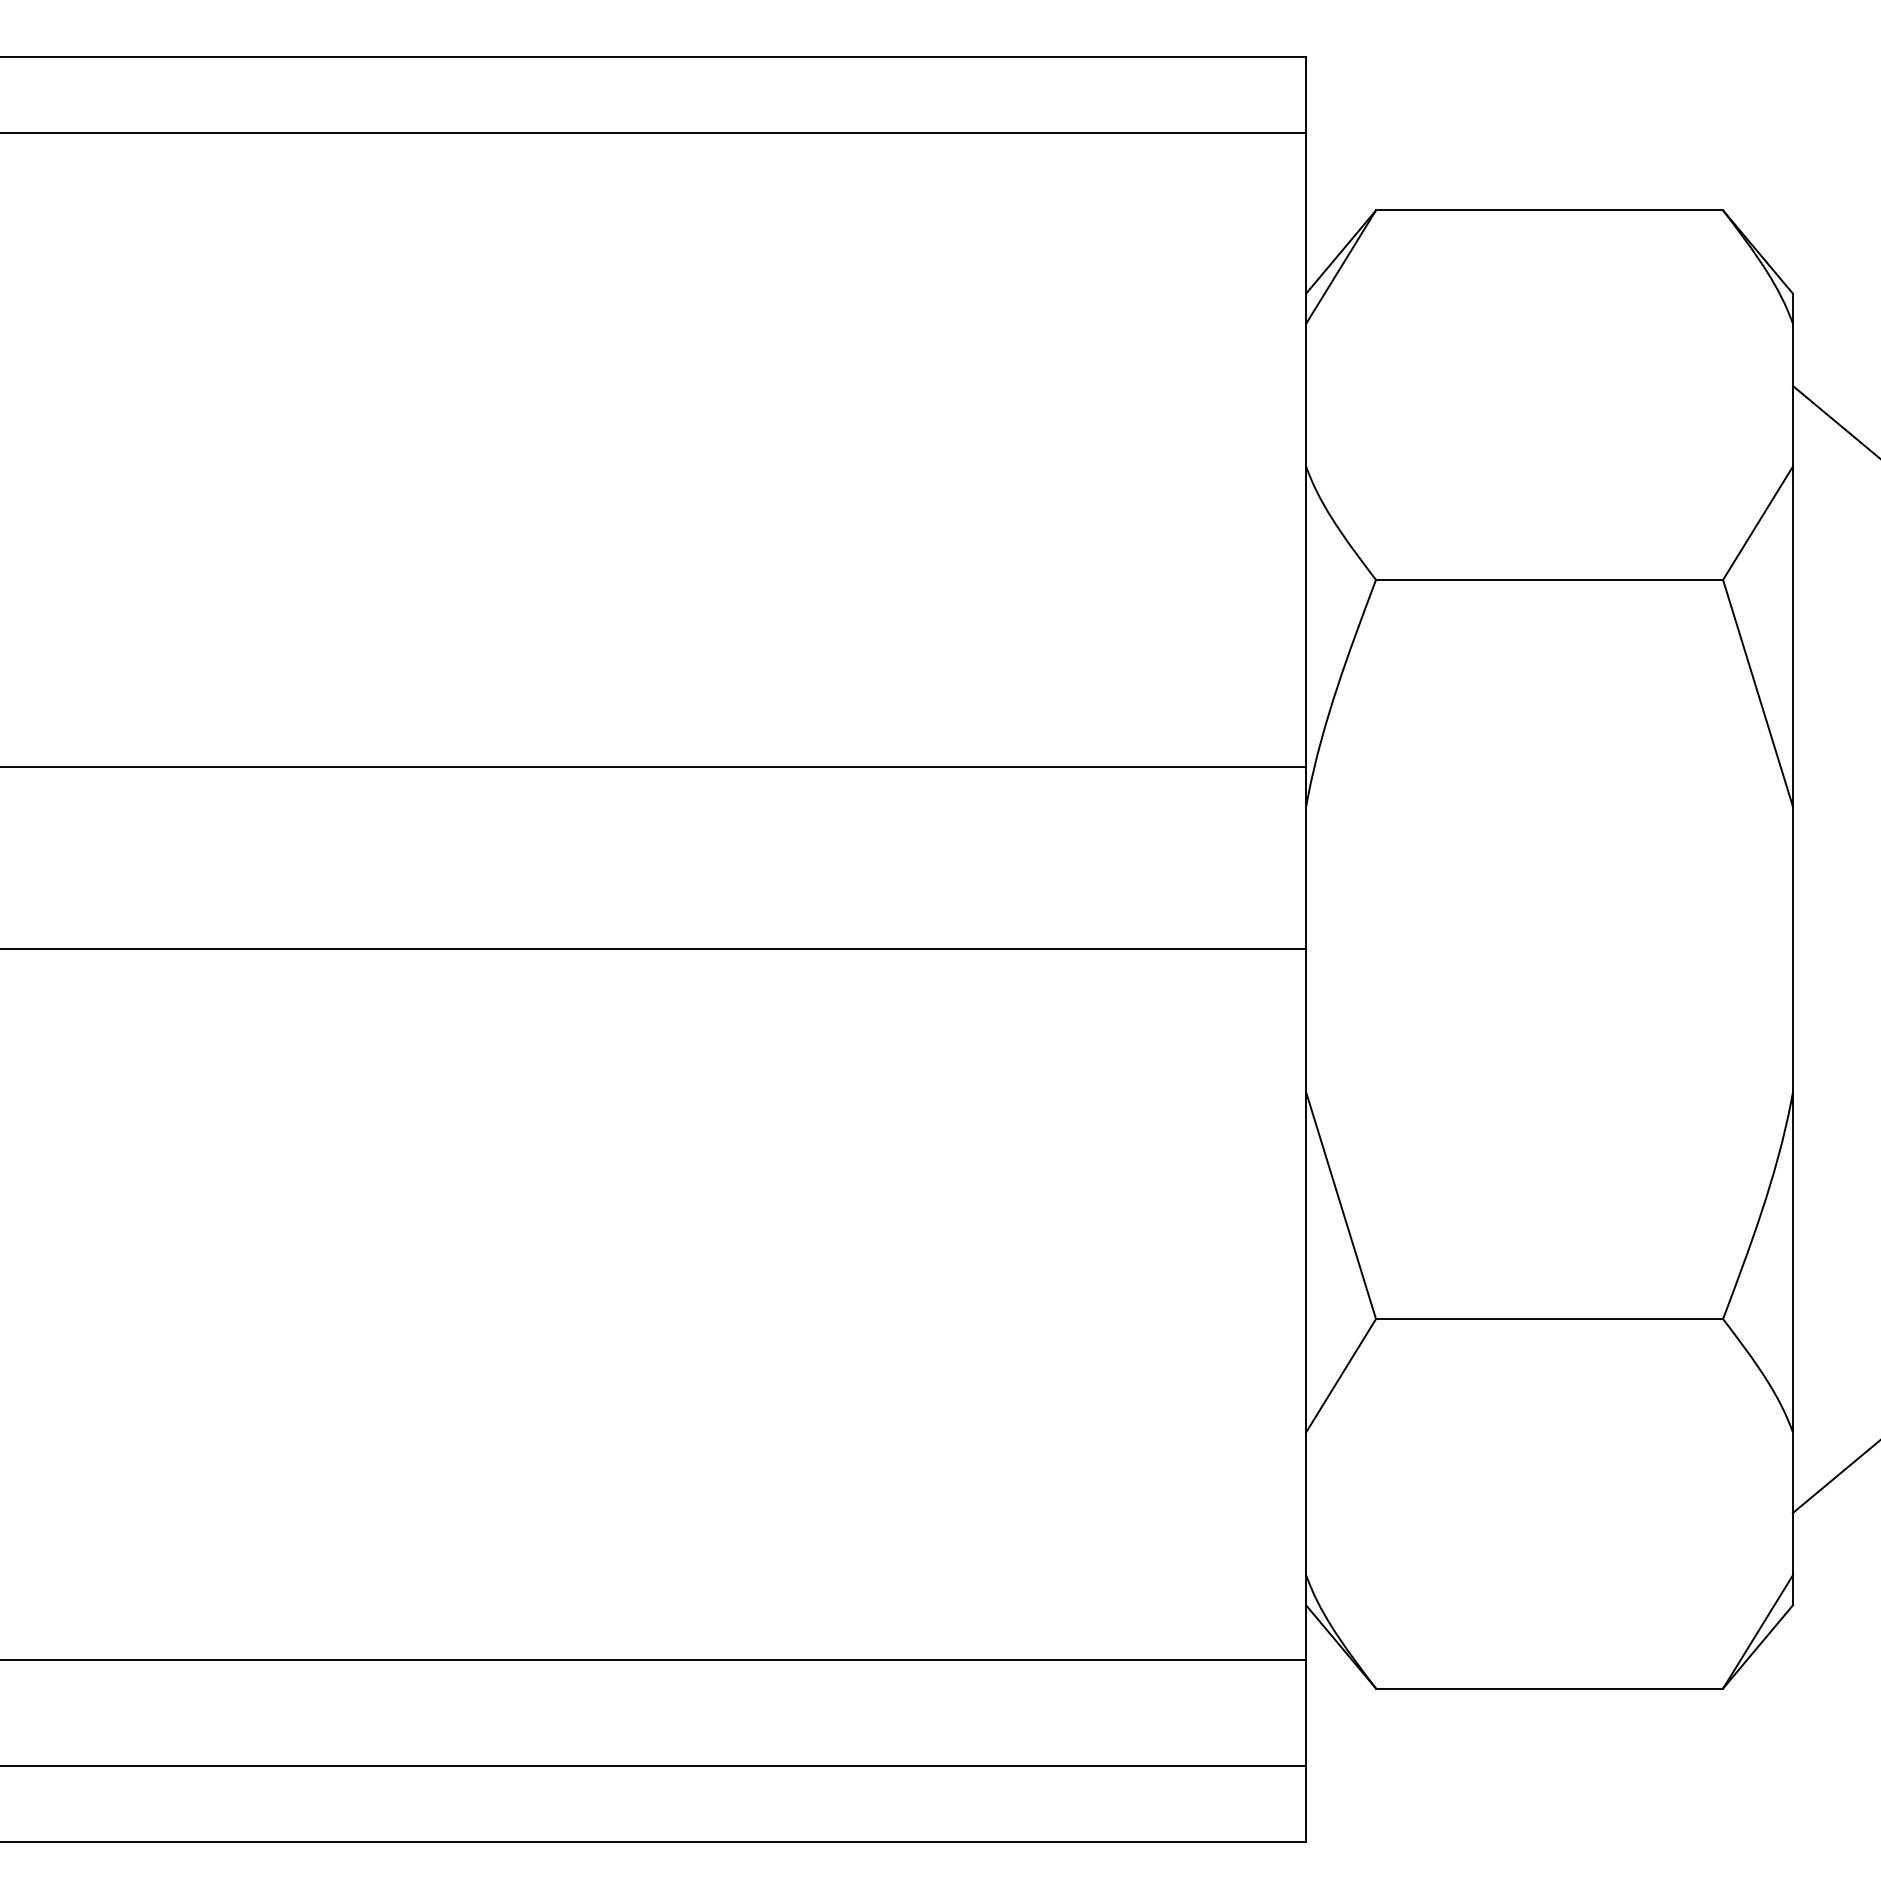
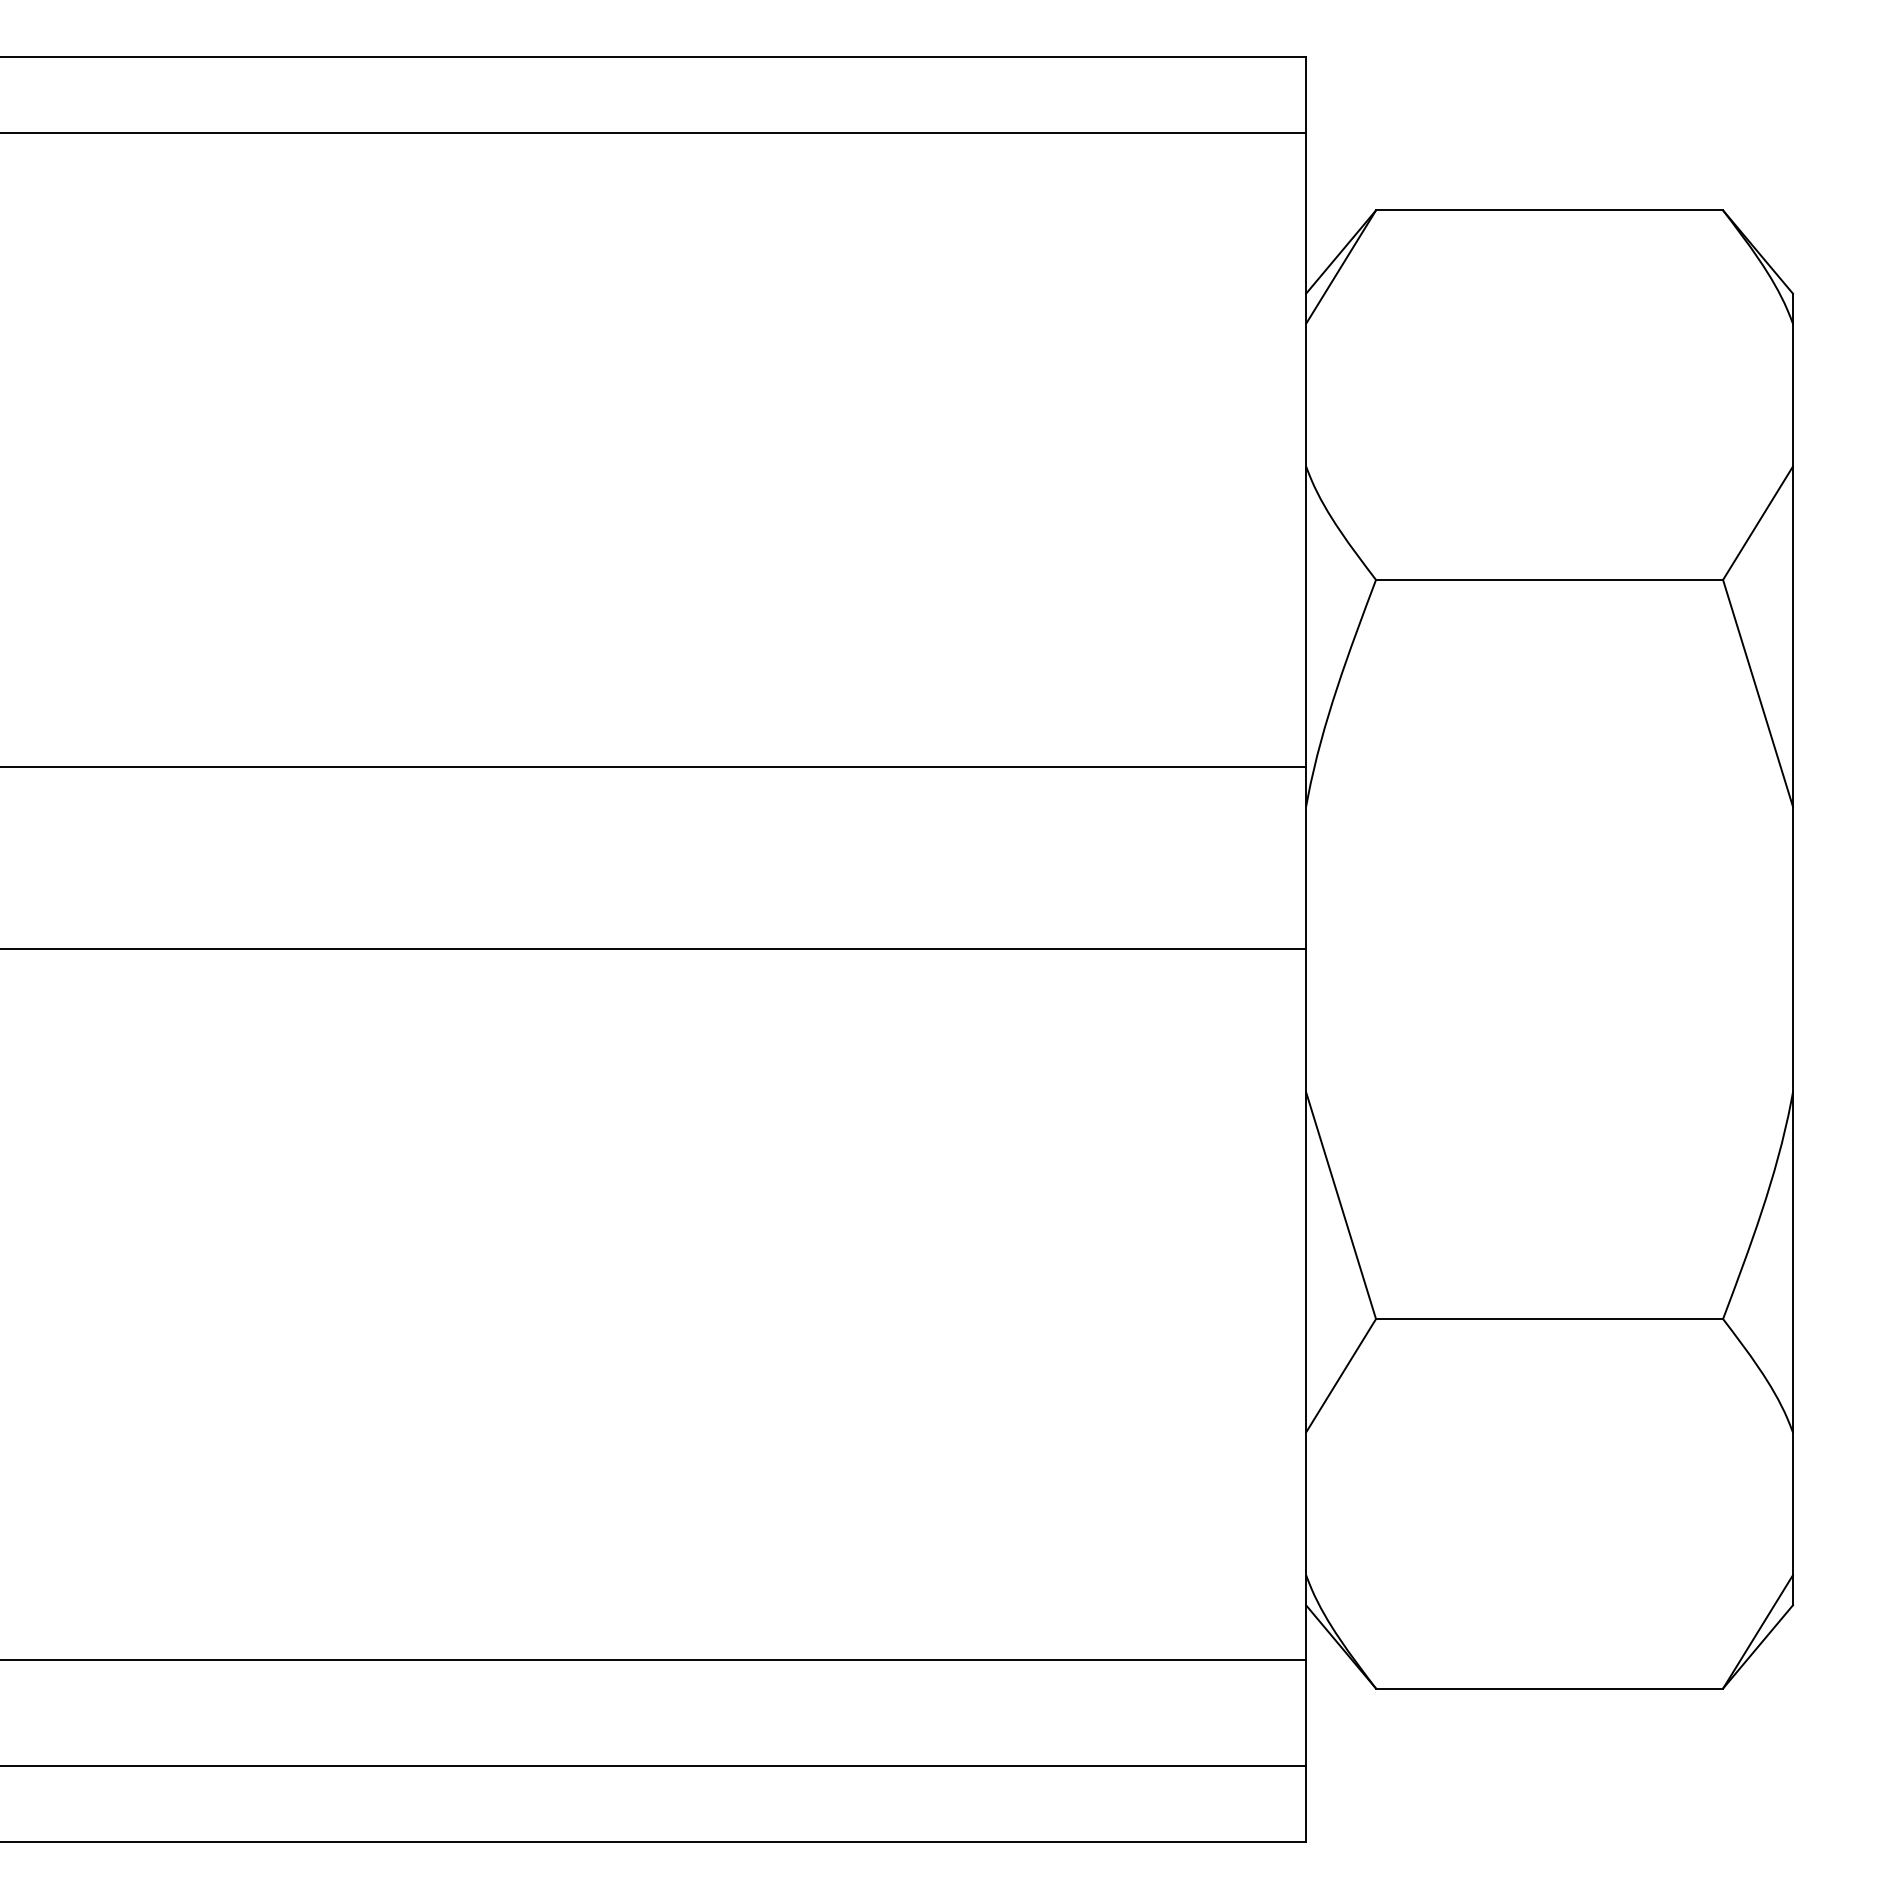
line: present -> none (1834, 421)
line: present -> none (1834, 1477)
